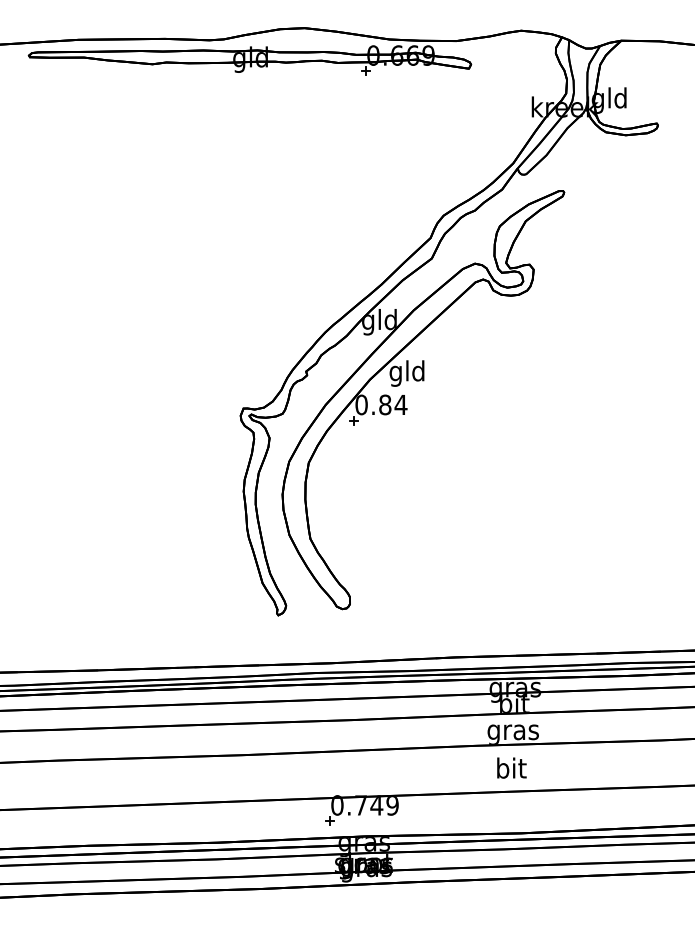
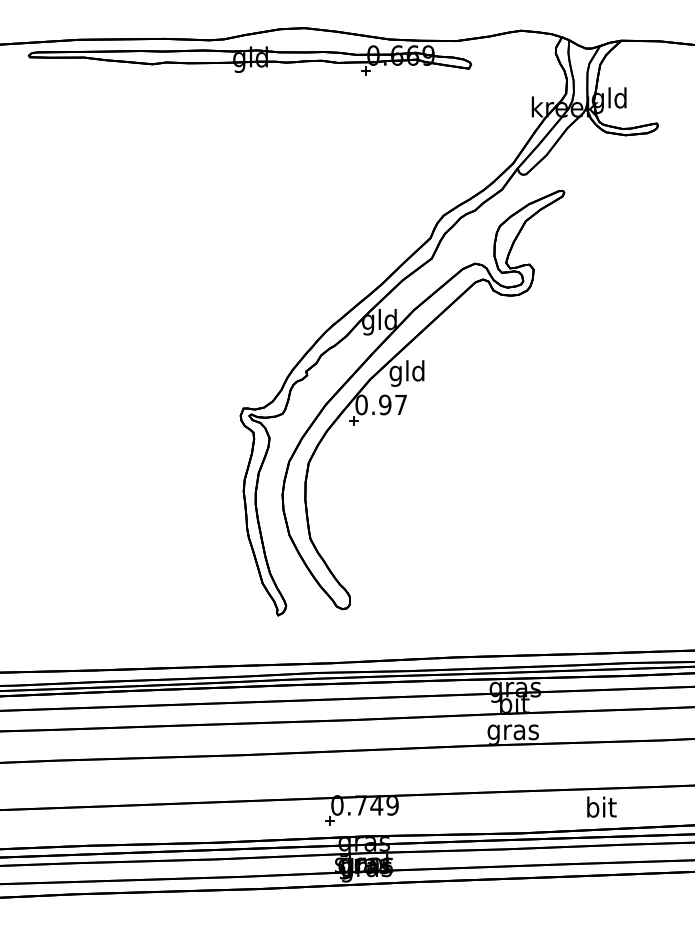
text: 0.84 -> 0.97 (393, 404)
text position: (511, 767) -> (601, 806) (601, 806)
